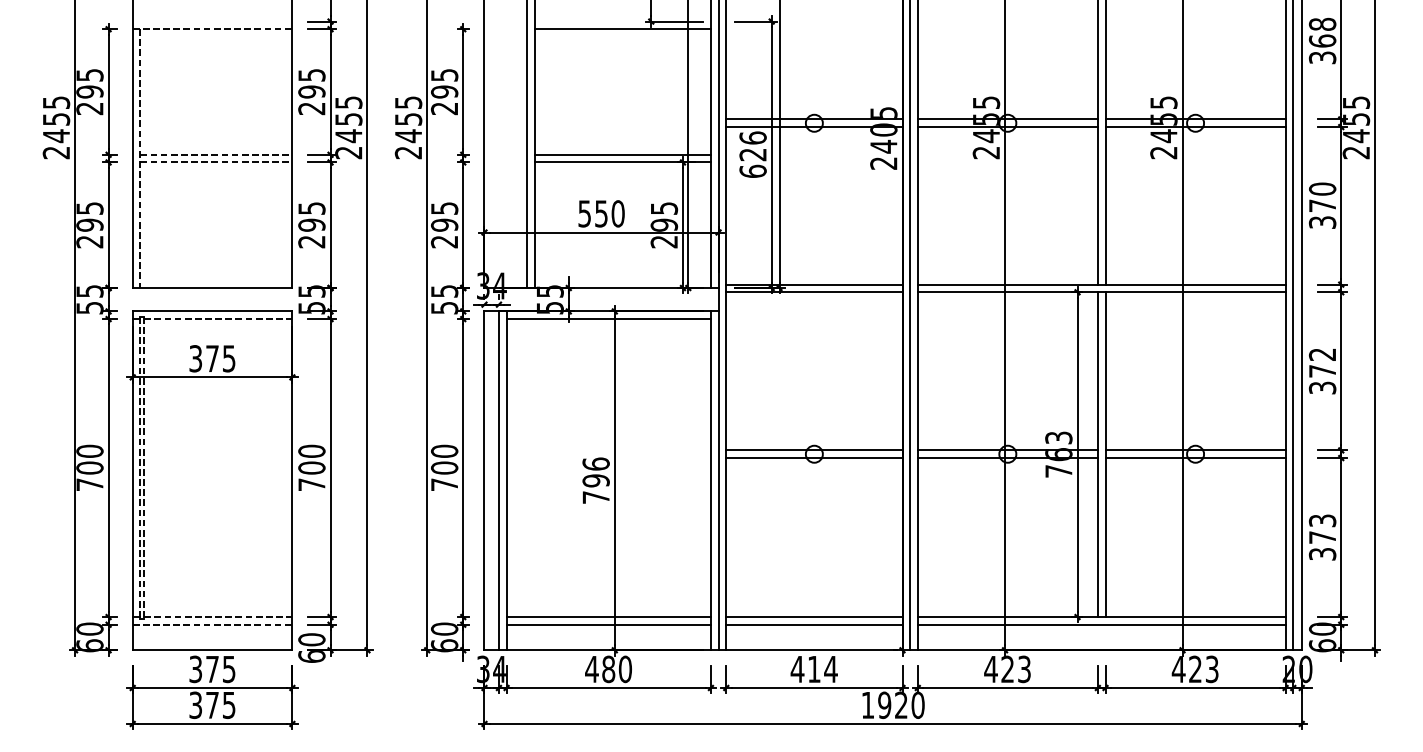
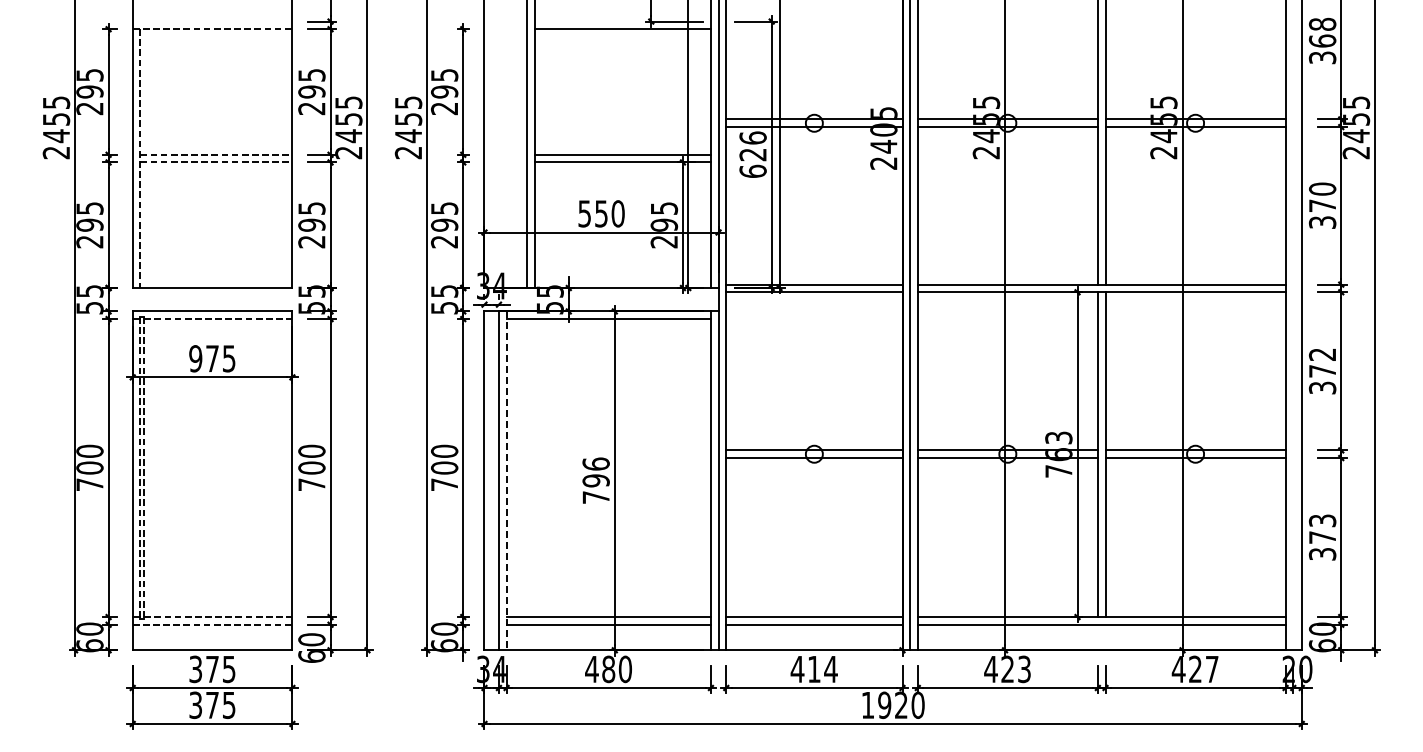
line: present -> none (1293, 326)
text: 375 -> 975 (195, 358)
line: solid -> dashed (506, 481)
text: 423 -> 427 (1212, 669)
